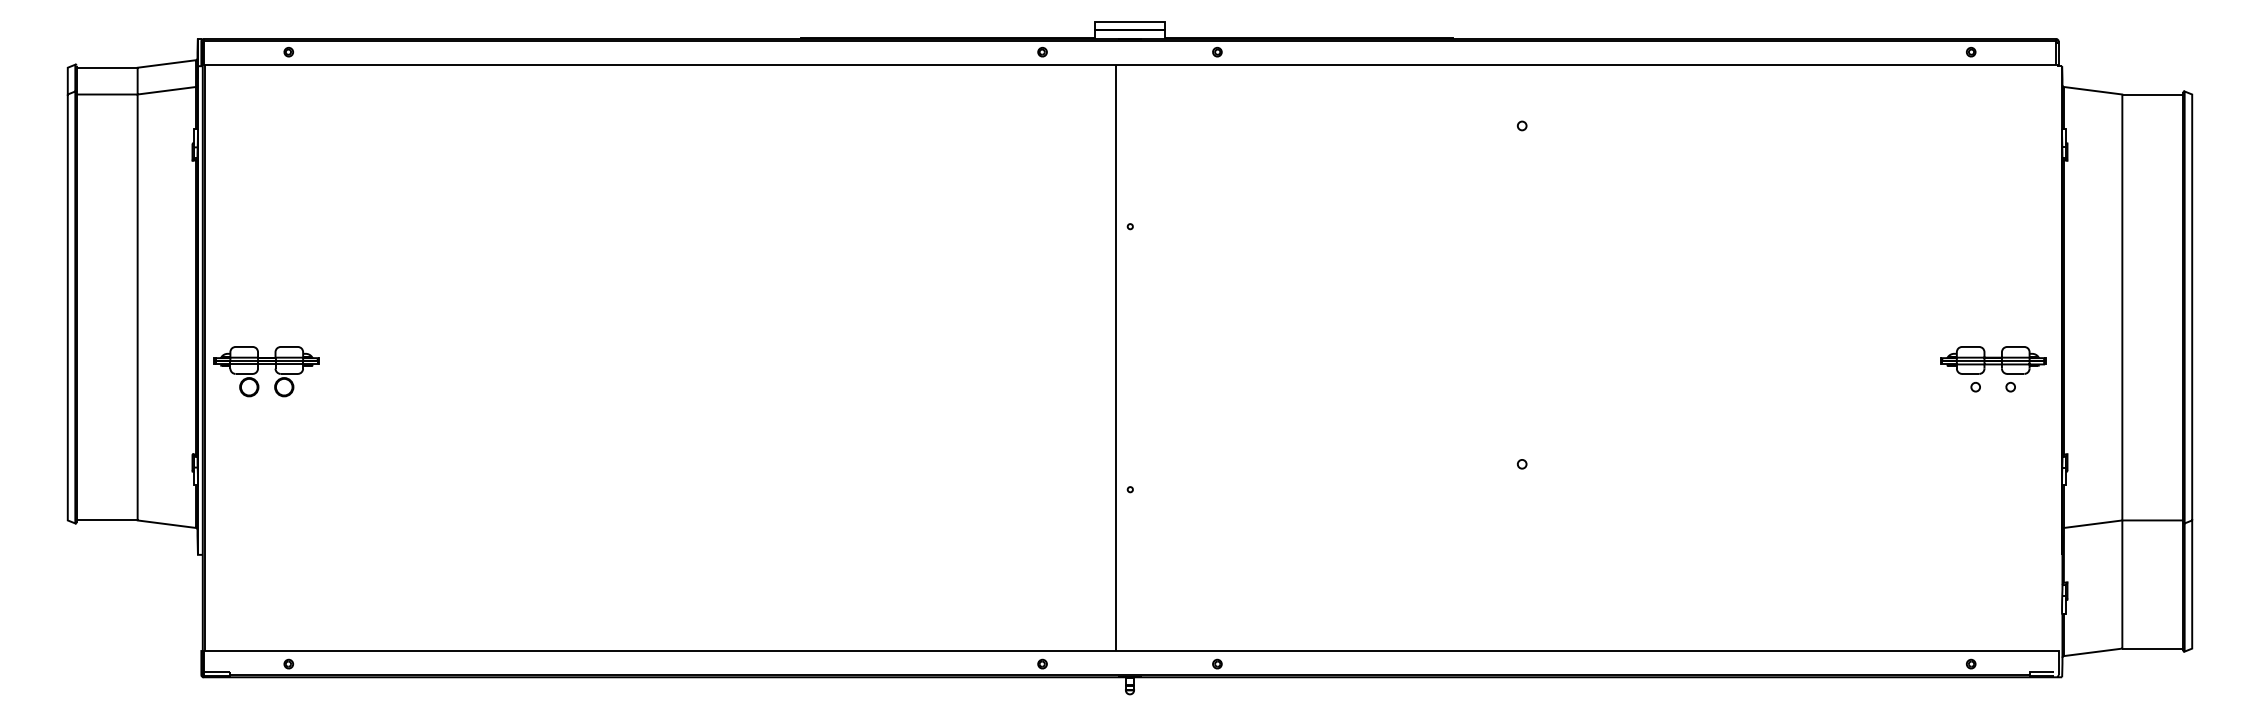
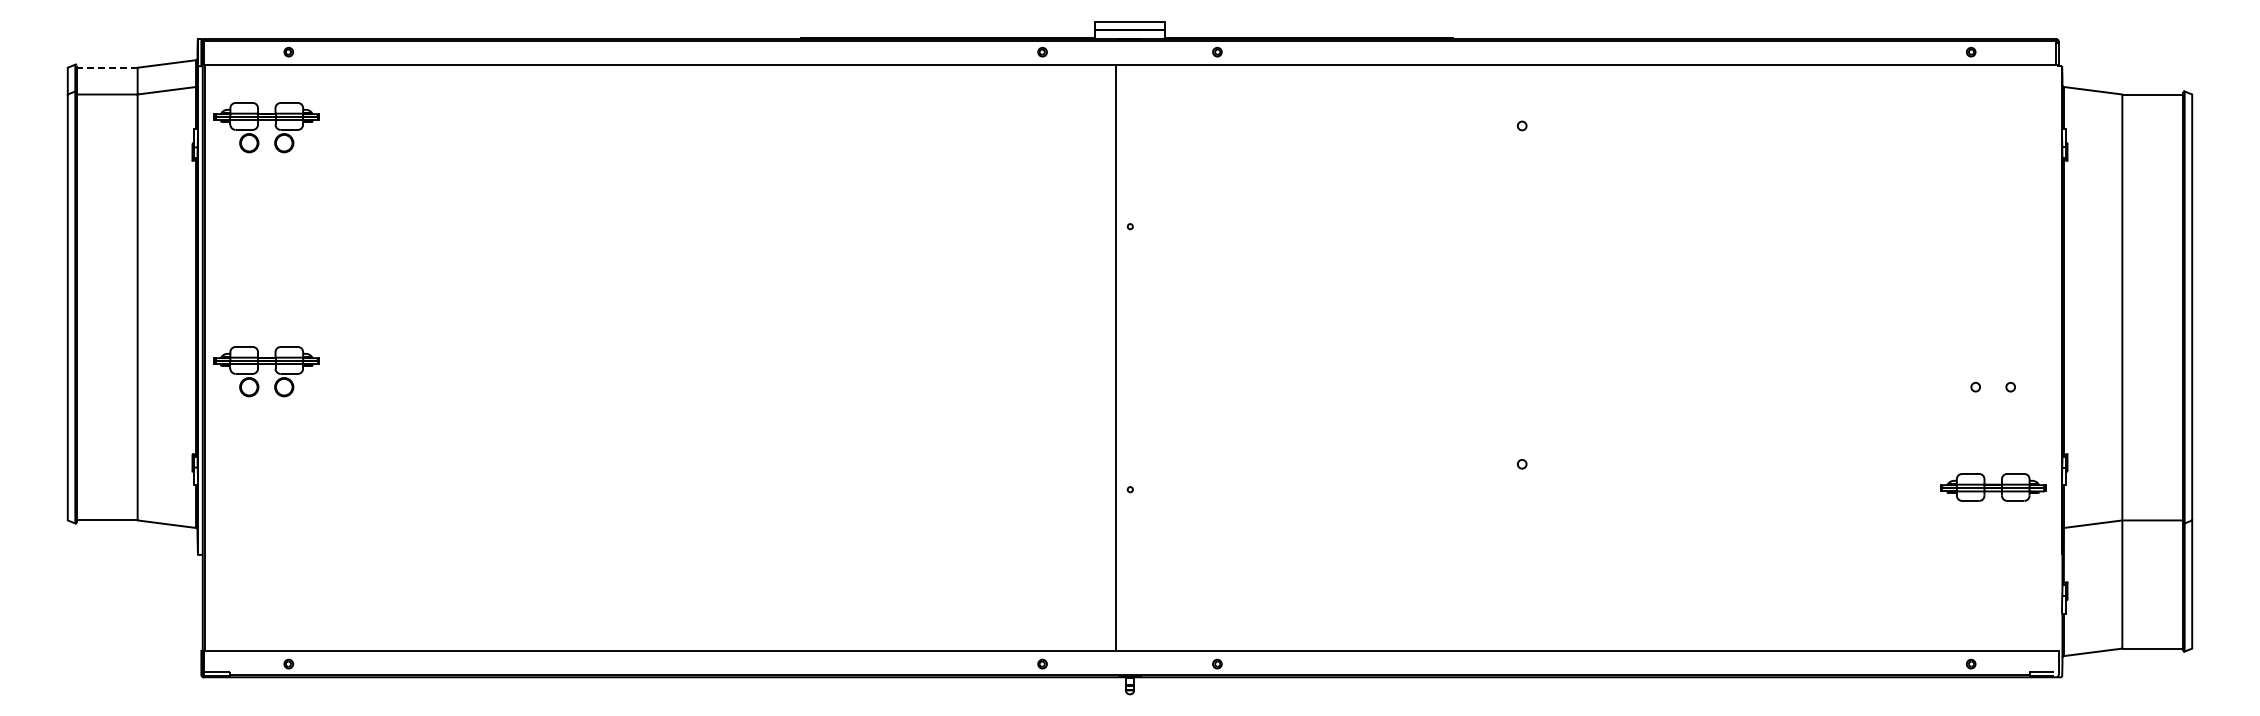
line: solid -> dashed (107, 67)
part: none -> present (266, 120)
part position: (1993, 360) -> (1993, 487) (1993, 487)
